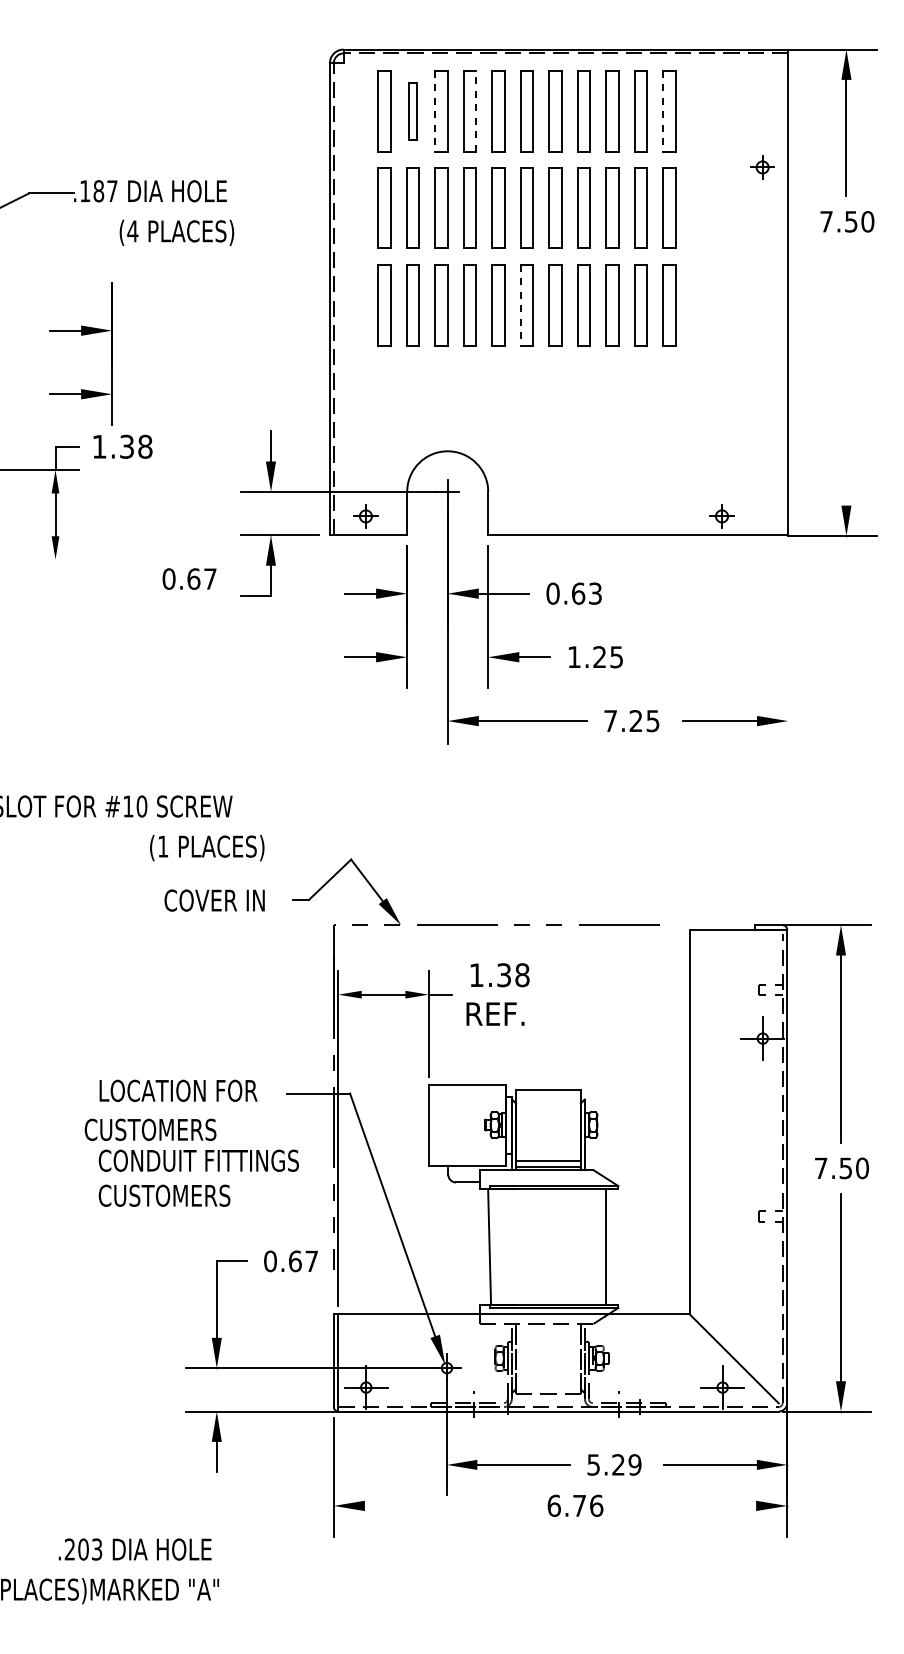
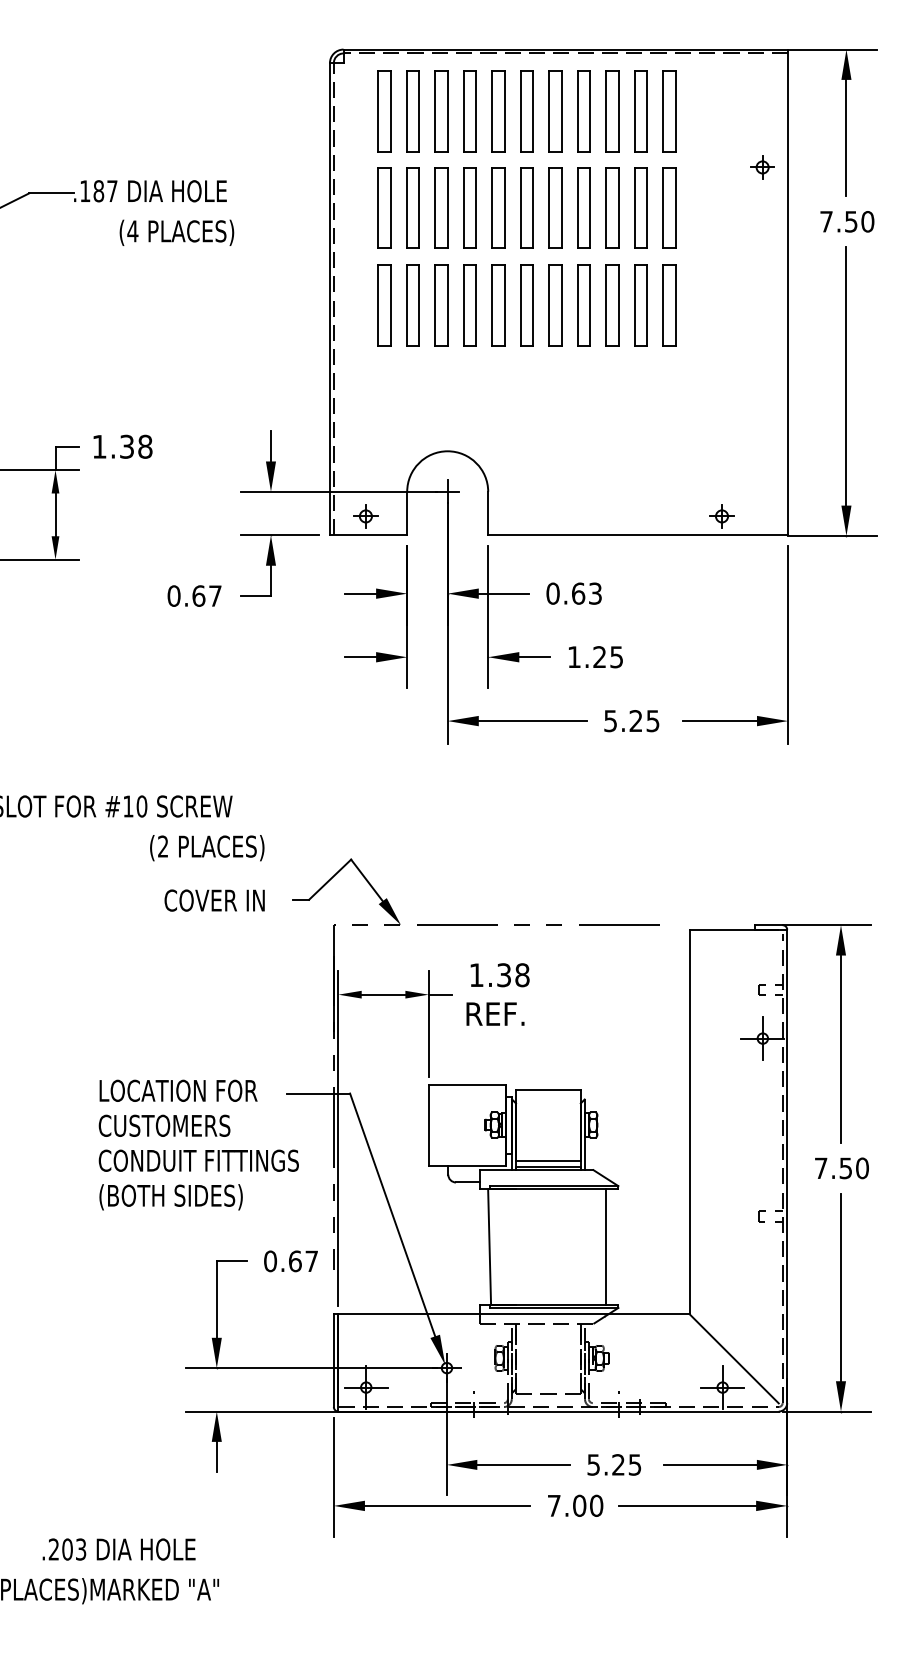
part size: 10x59 px -> 14x83 px (412, 111)
line: dashed -> solid (435, 111)
line: dashed -> solid (476, 111)
line: dashed -> solid (663, 111)
line: dashed -> solid (520, 305)
part: present -> none (81, 335)
line: none -> present (846, 376)
line: none -> present (40, 559)
text position: (189, 578) -> (194, 595) (194, 595)
line: none -> present (788, 645)
text: 7.25 -> 5.25 (610, 721)
text: (1 -> (2 (163, 846)
text position: (150, 1129) -> (164, 1125) (164, 1125)
text: CUSTOMERS -> (BOTH SIDES) (170, 1197)
text: 5.29 -> 5.25 (634, 1464)
line: none -> present (447, 1505)
text: 6.76 -> 7.00 (575, 1505)
line: none -> present (687, 1505)
text position: (134, 1549) -> (118, 1549) (118, 1549)
